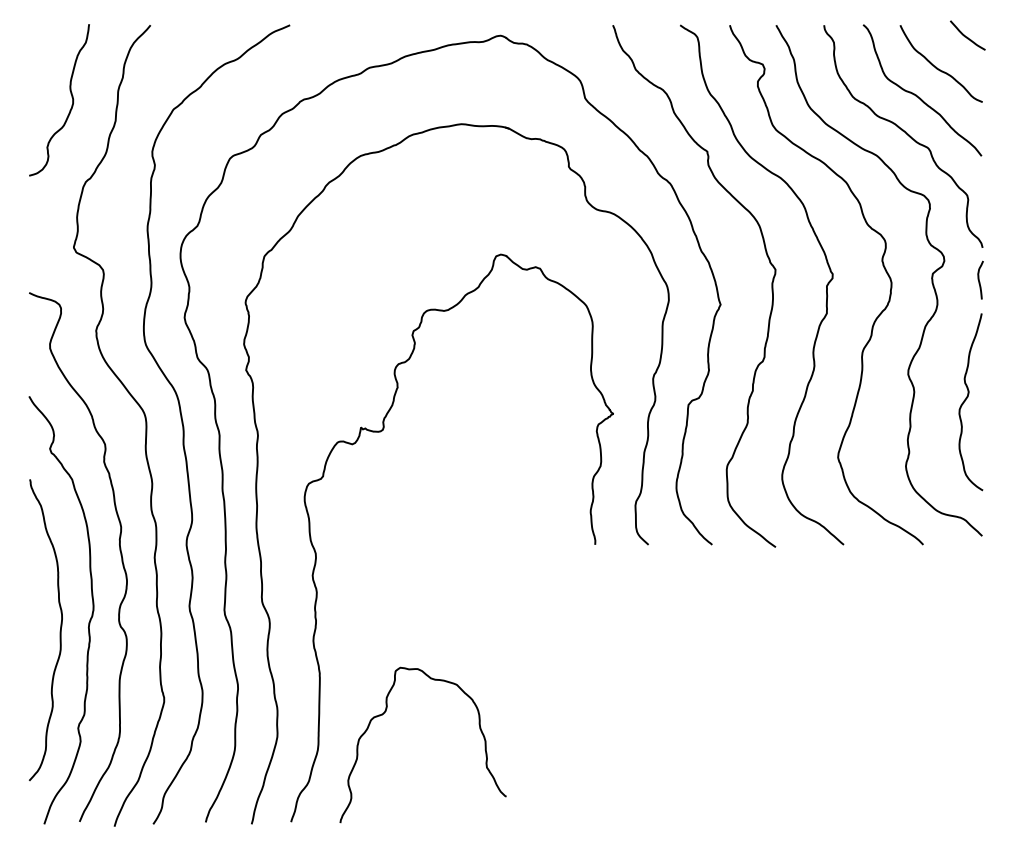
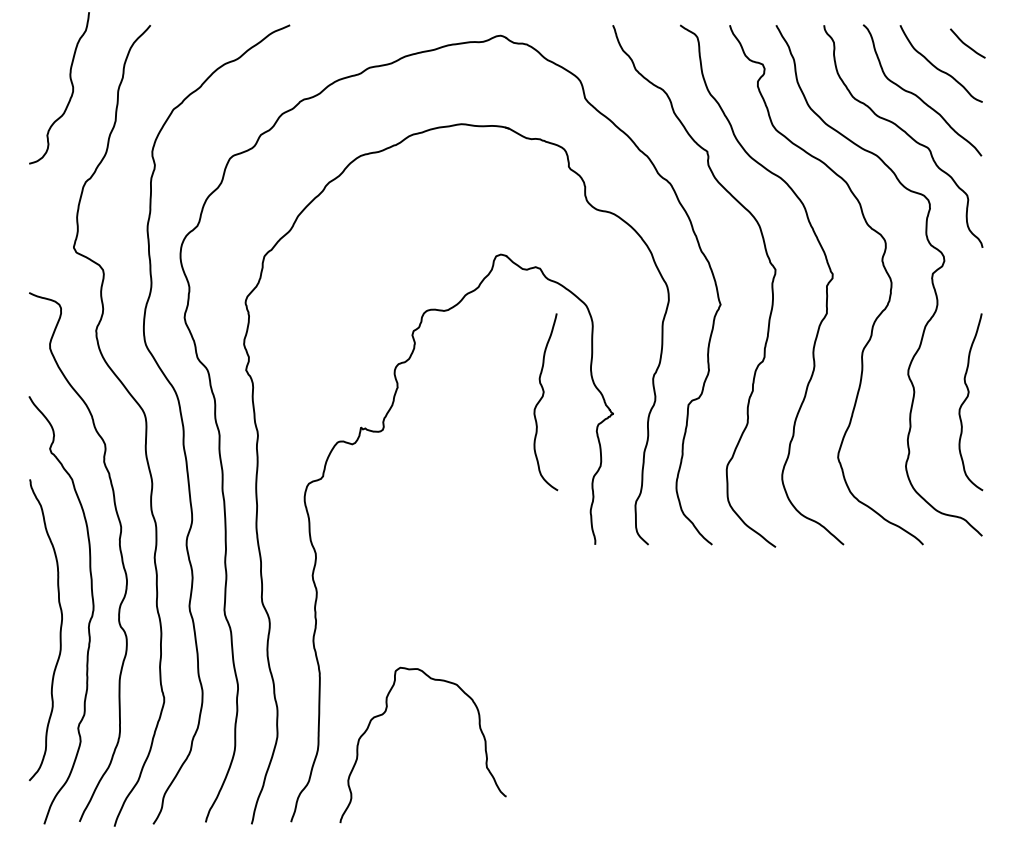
curve position: (967, 36) -> (967, 44) (967, 44)
curve position: (71, 97) -> (71, 85) (71, 85)
curve: present -> none (979, 279)
curve: none -> present (541, 400)
